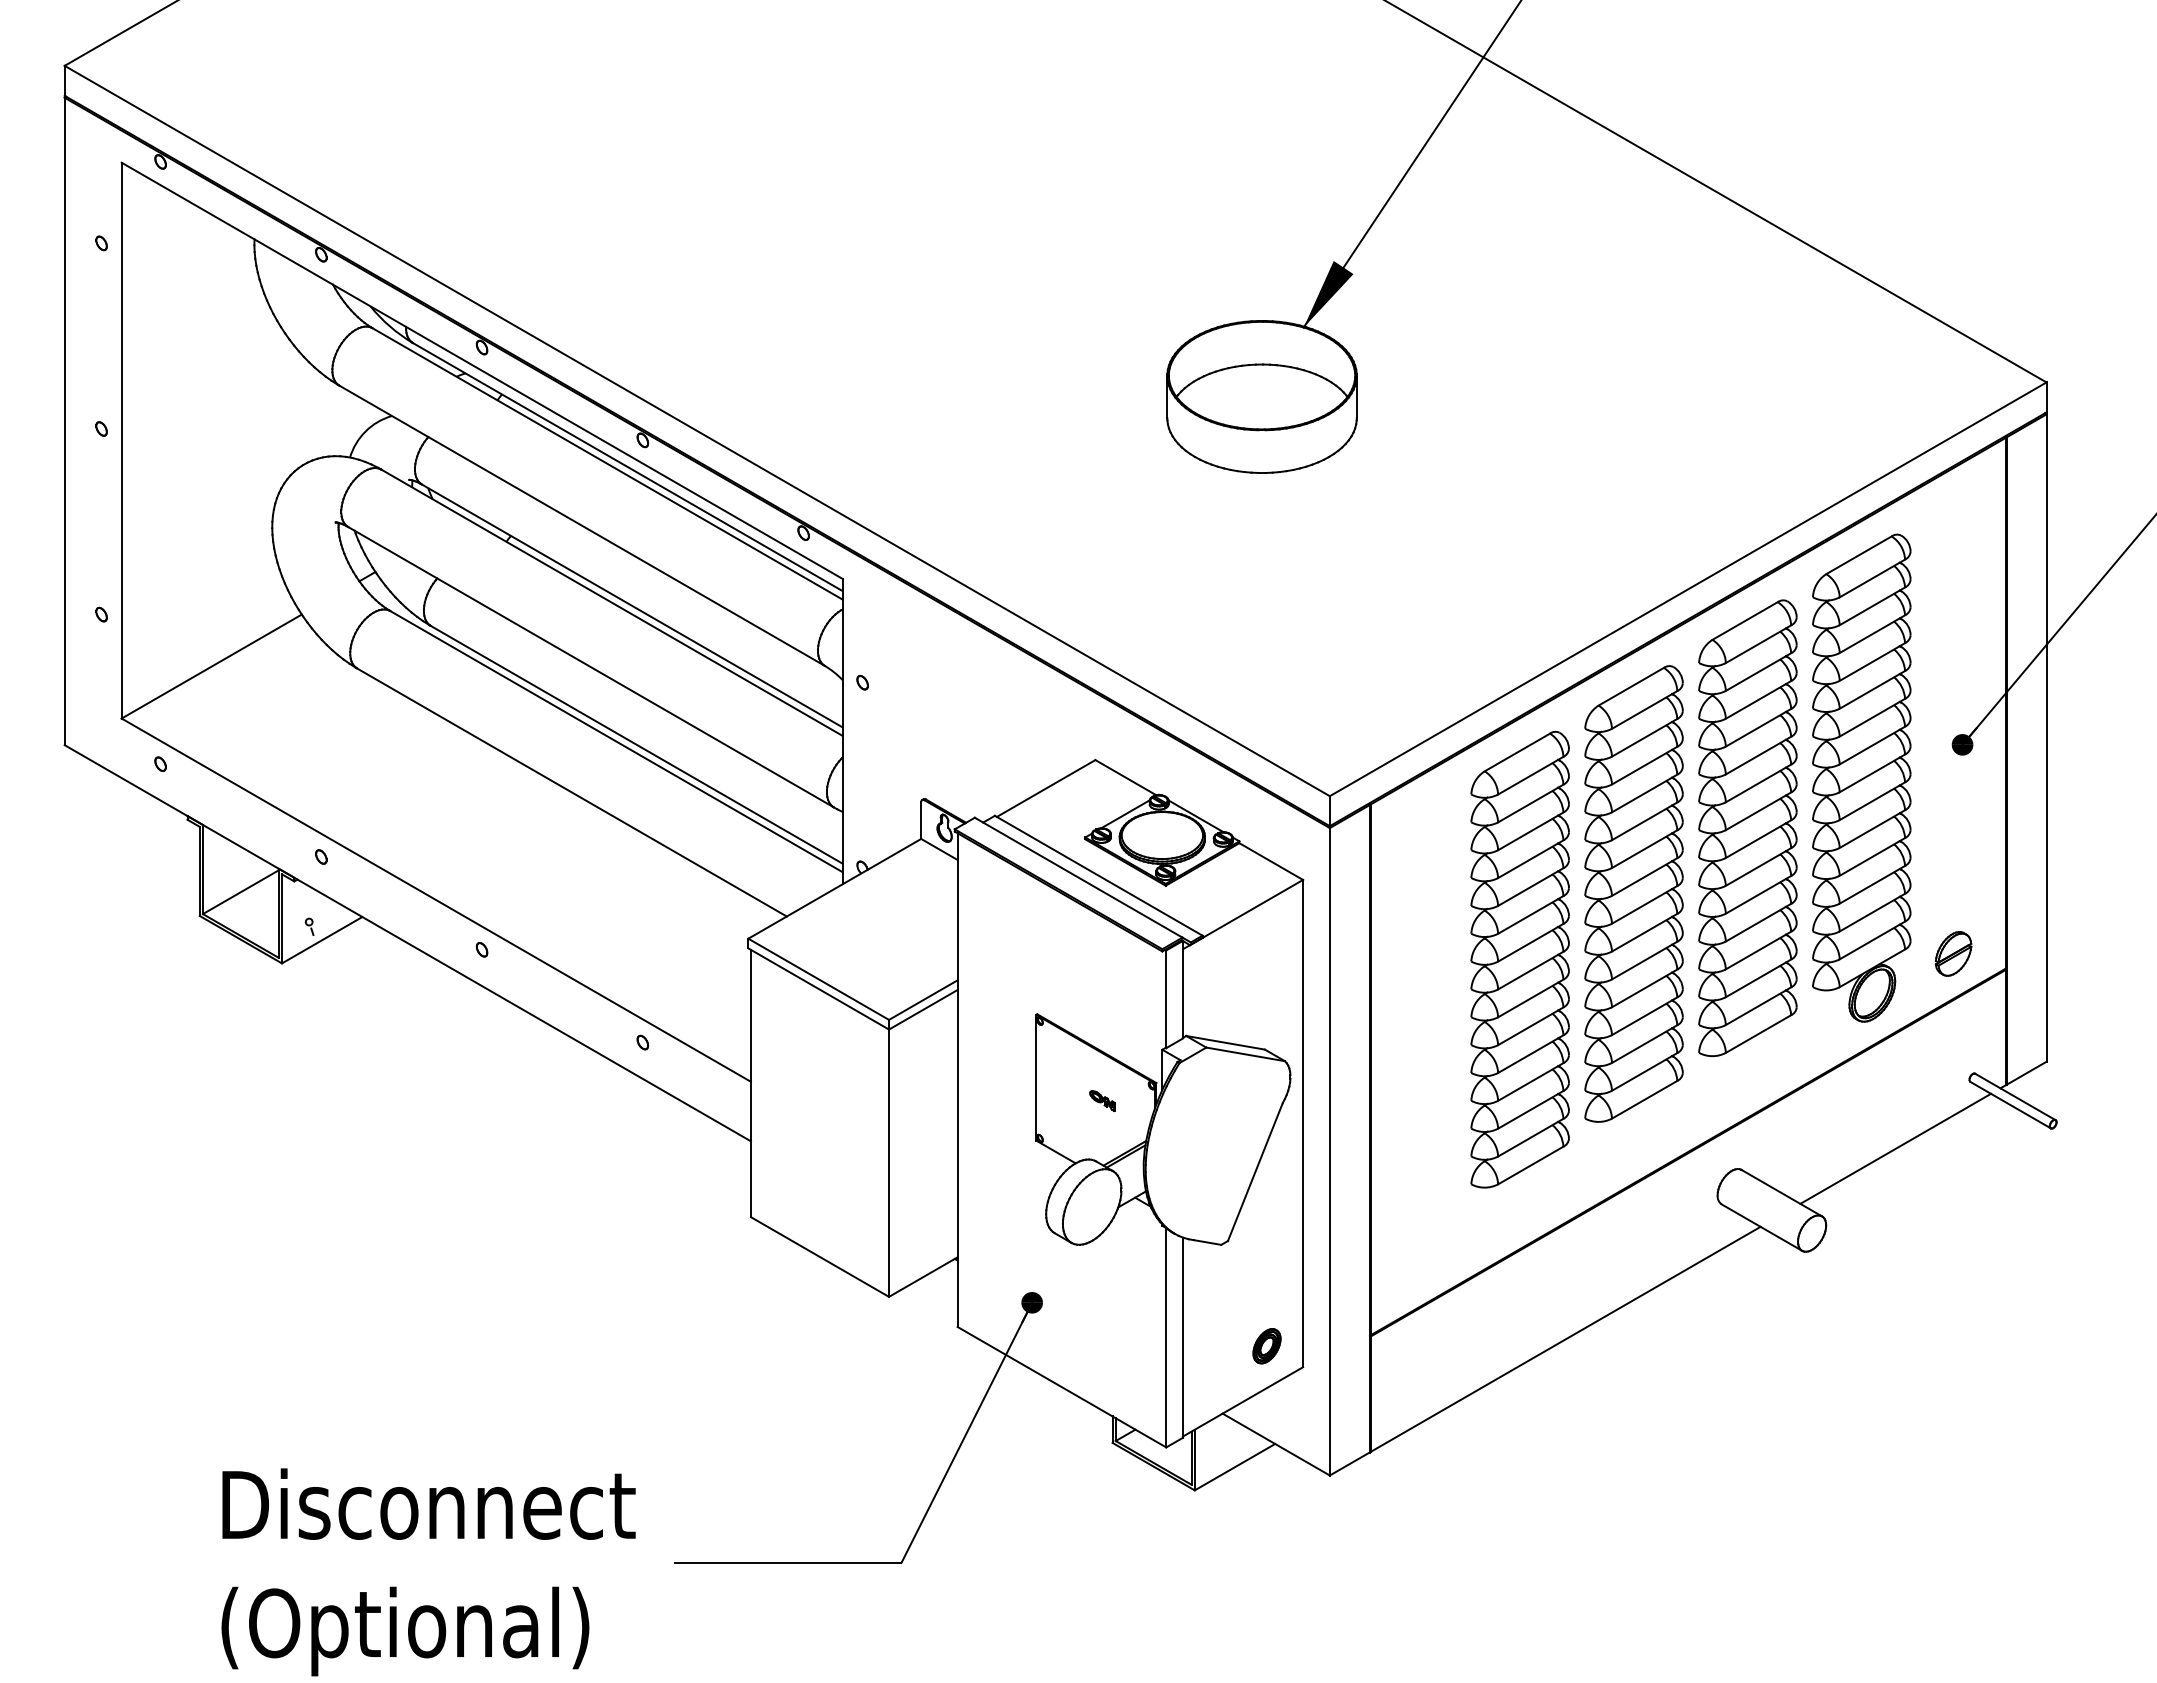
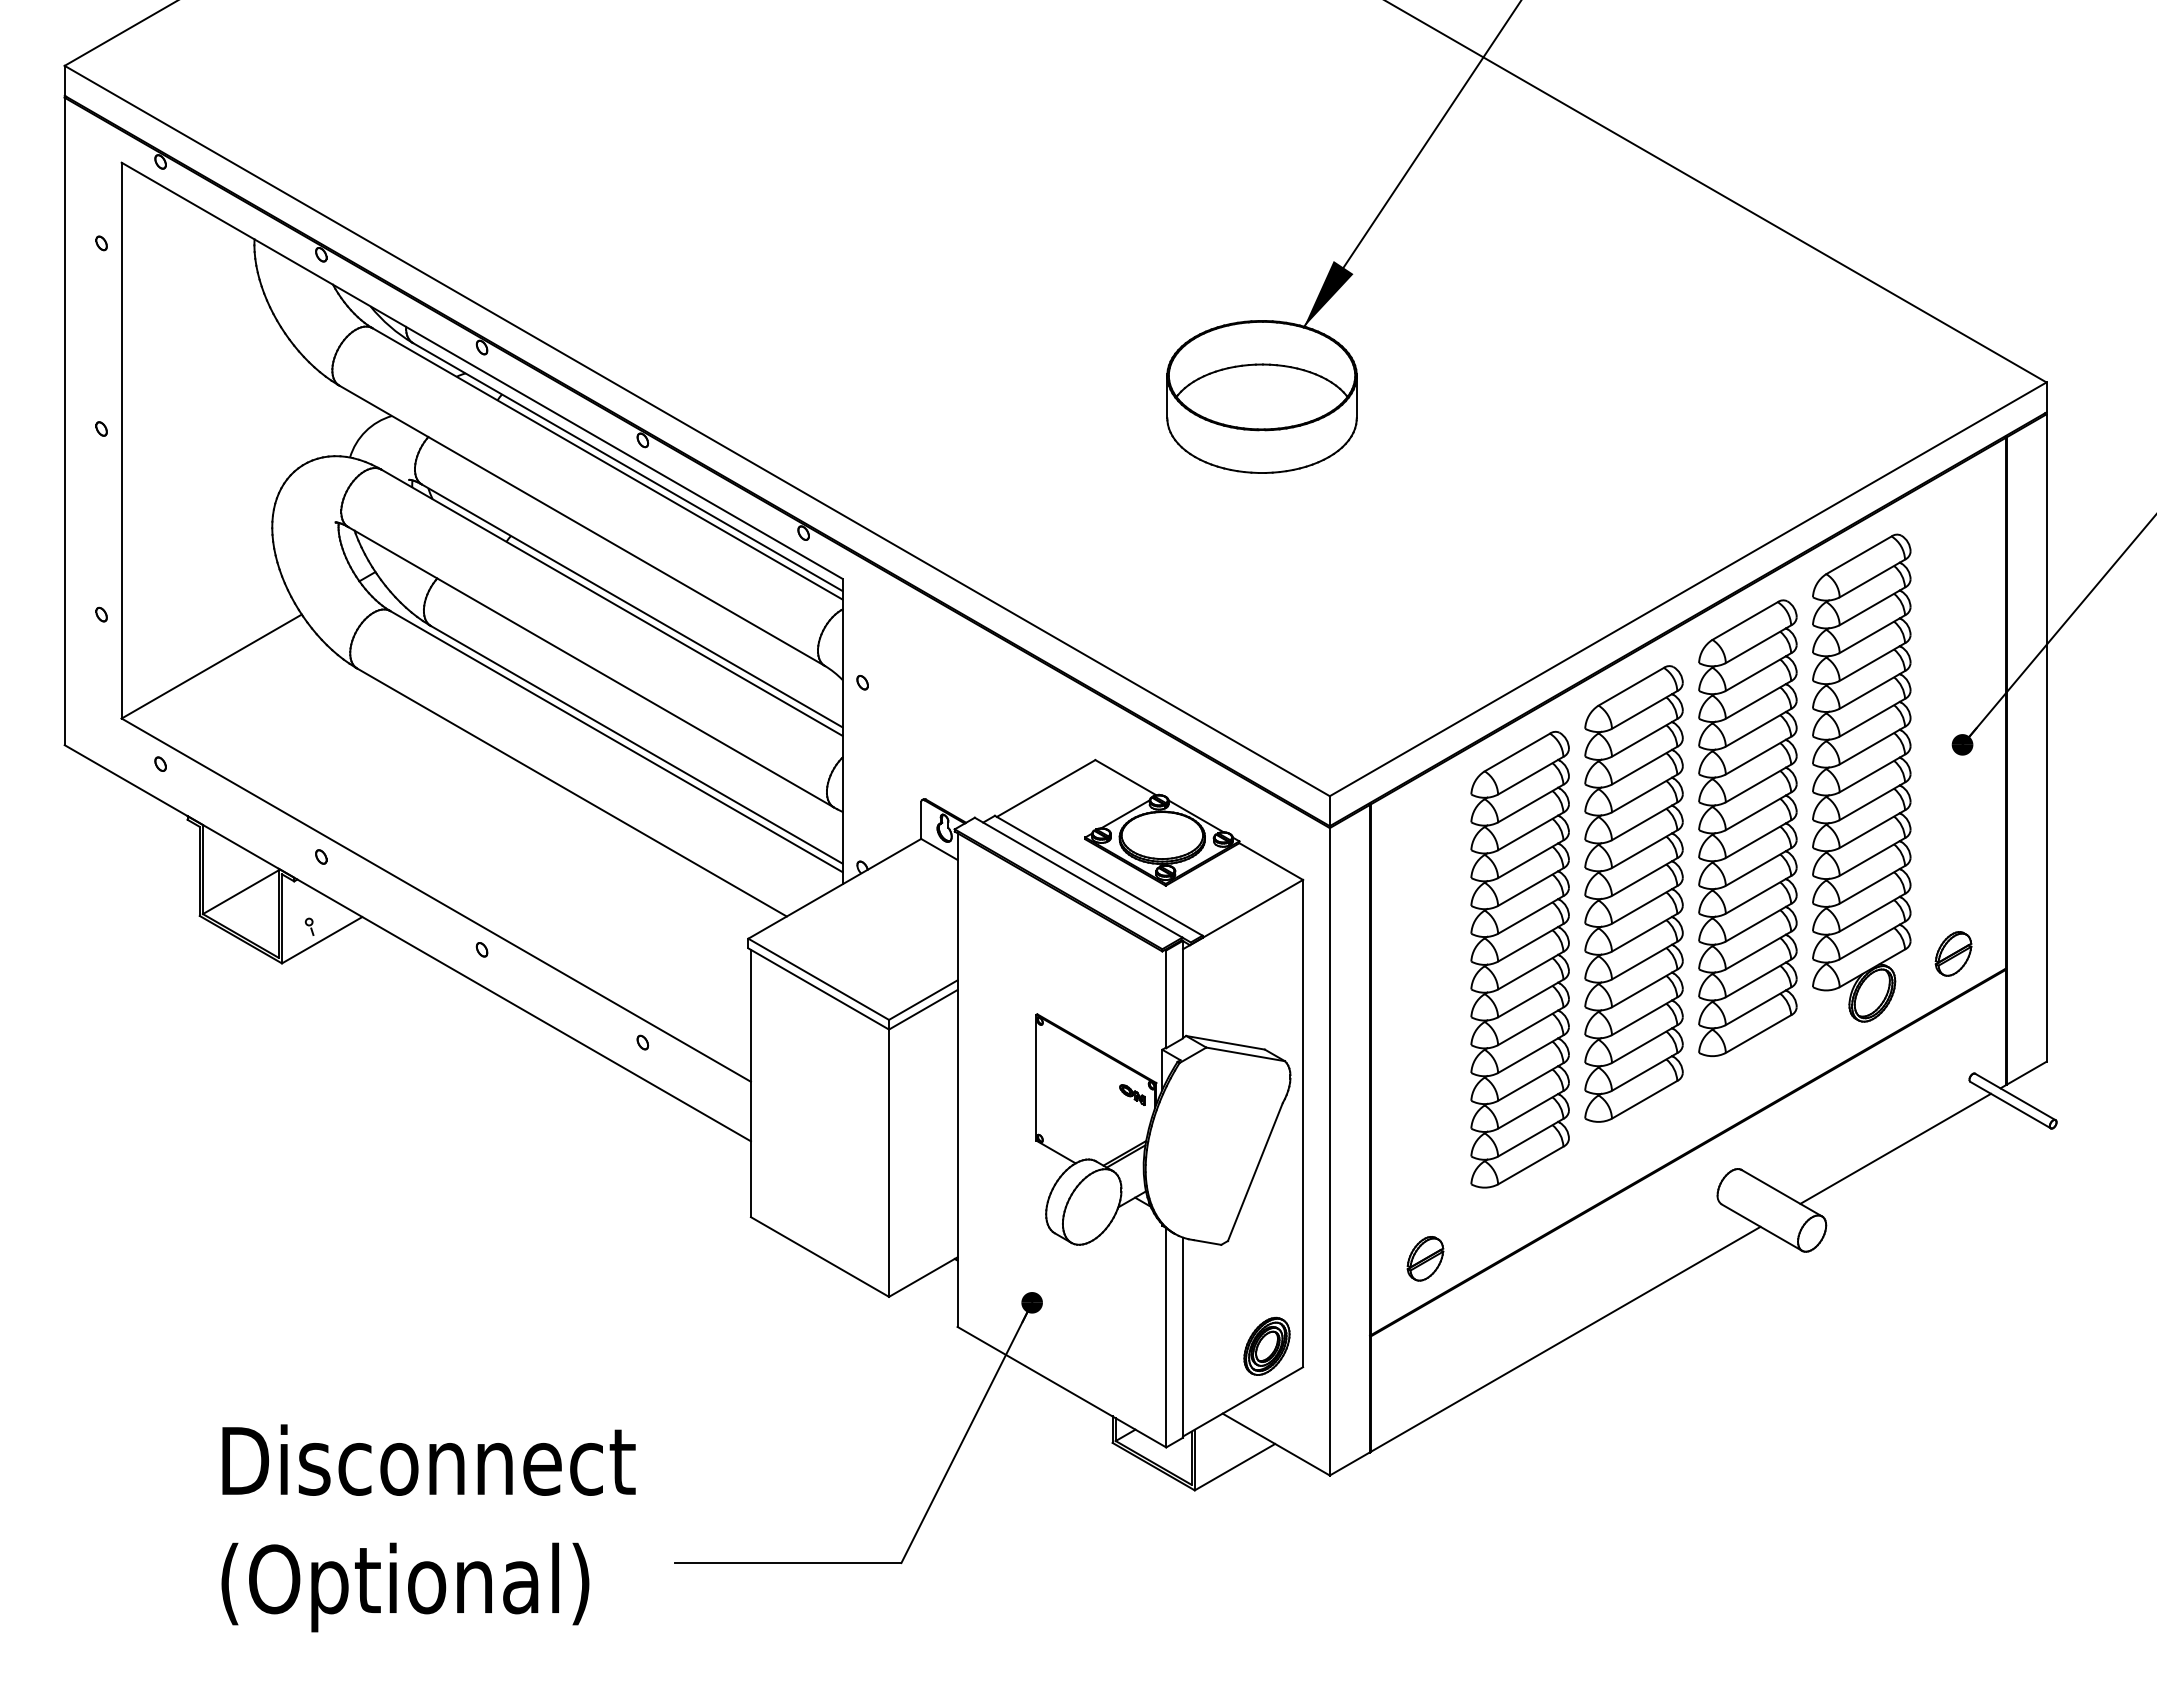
part position: (1102, 1100) -> (1132, 1094) (1132, 1094)
part: none -> present (1425, 1258)
part size: 30x37 px -> 48x60 px (1266, 1345)
text position: (428, 1572) -> (428, 1528) (428, 1528)
